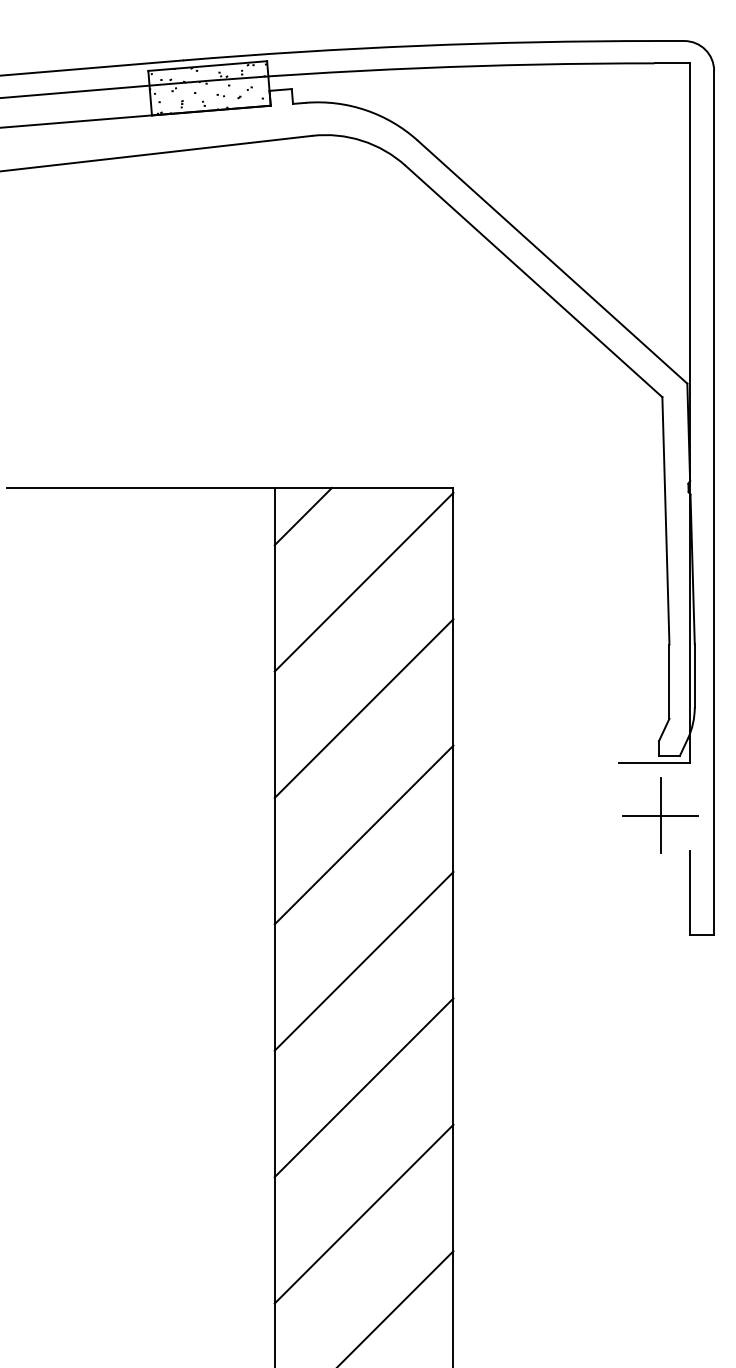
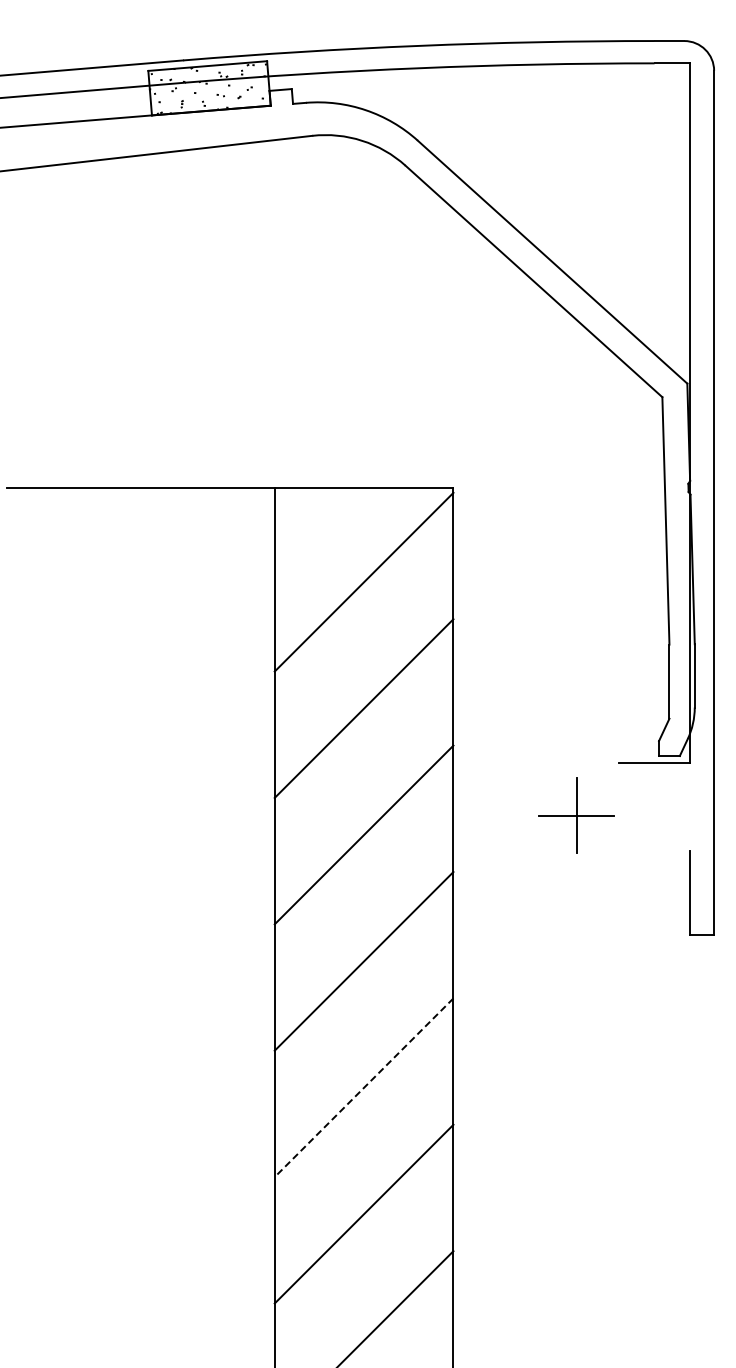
line: present -> none (303, 516)
part position: (660, 815) -> (576, 815) (576, 815)
line: solid -> dashed (363, 1088)
